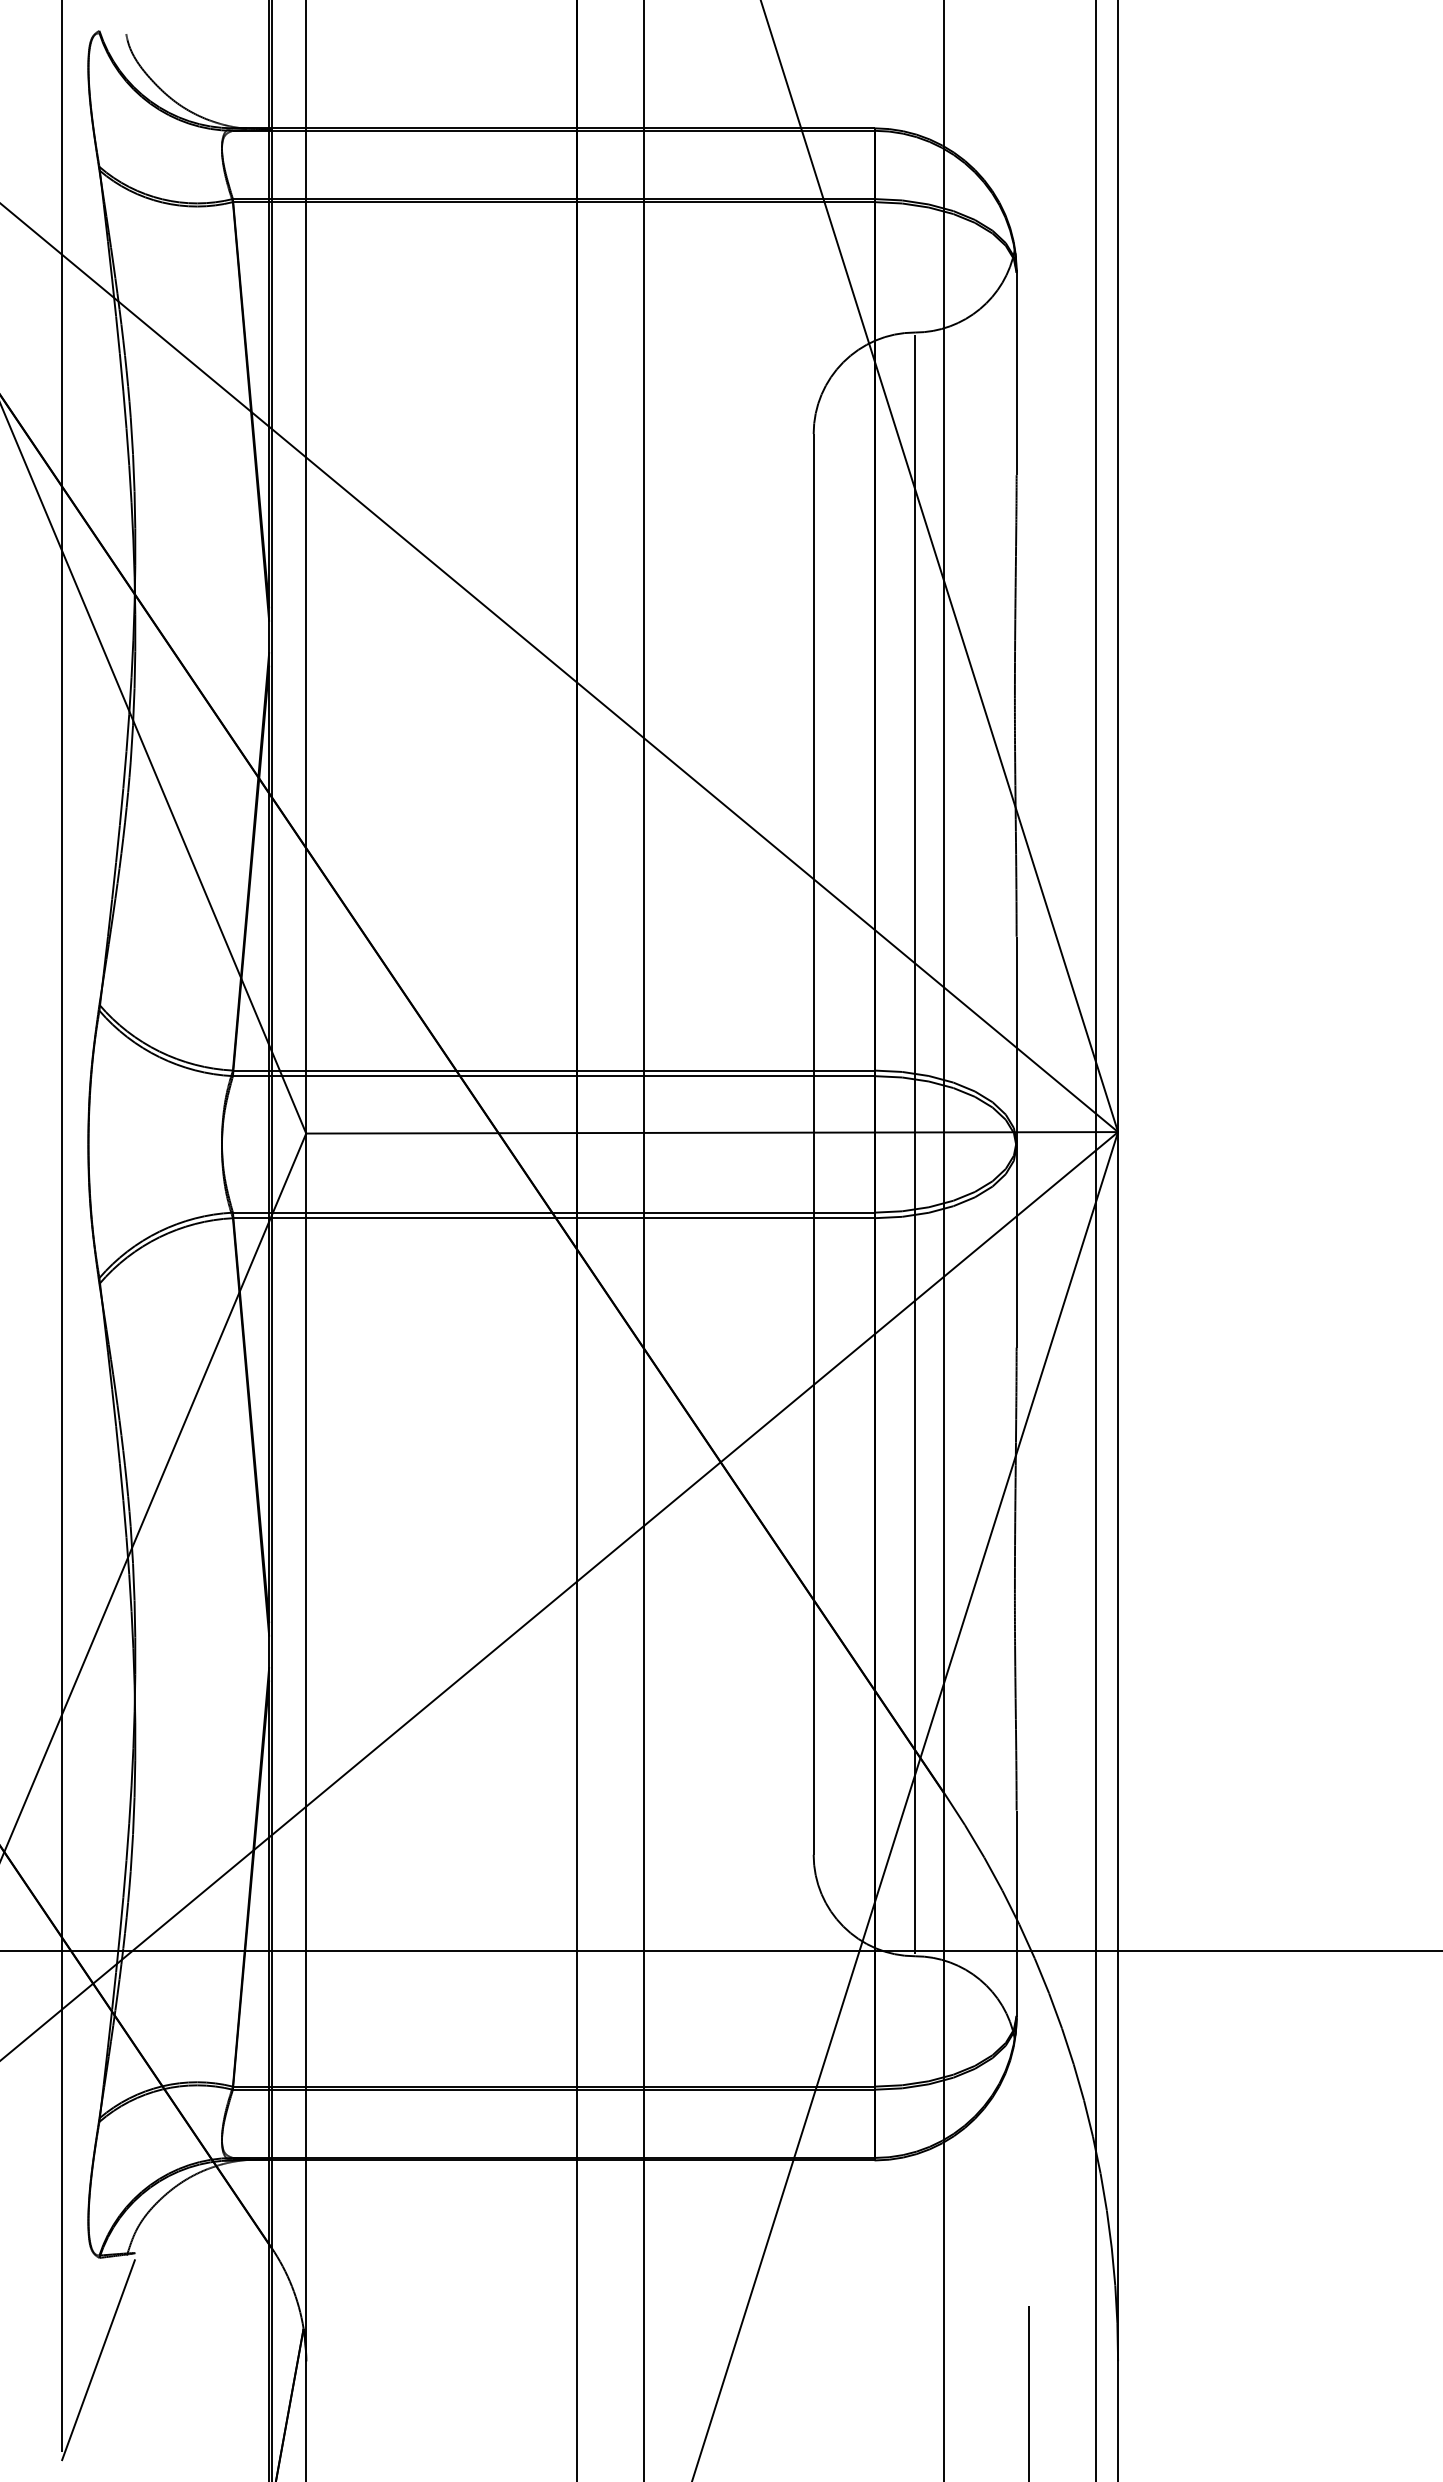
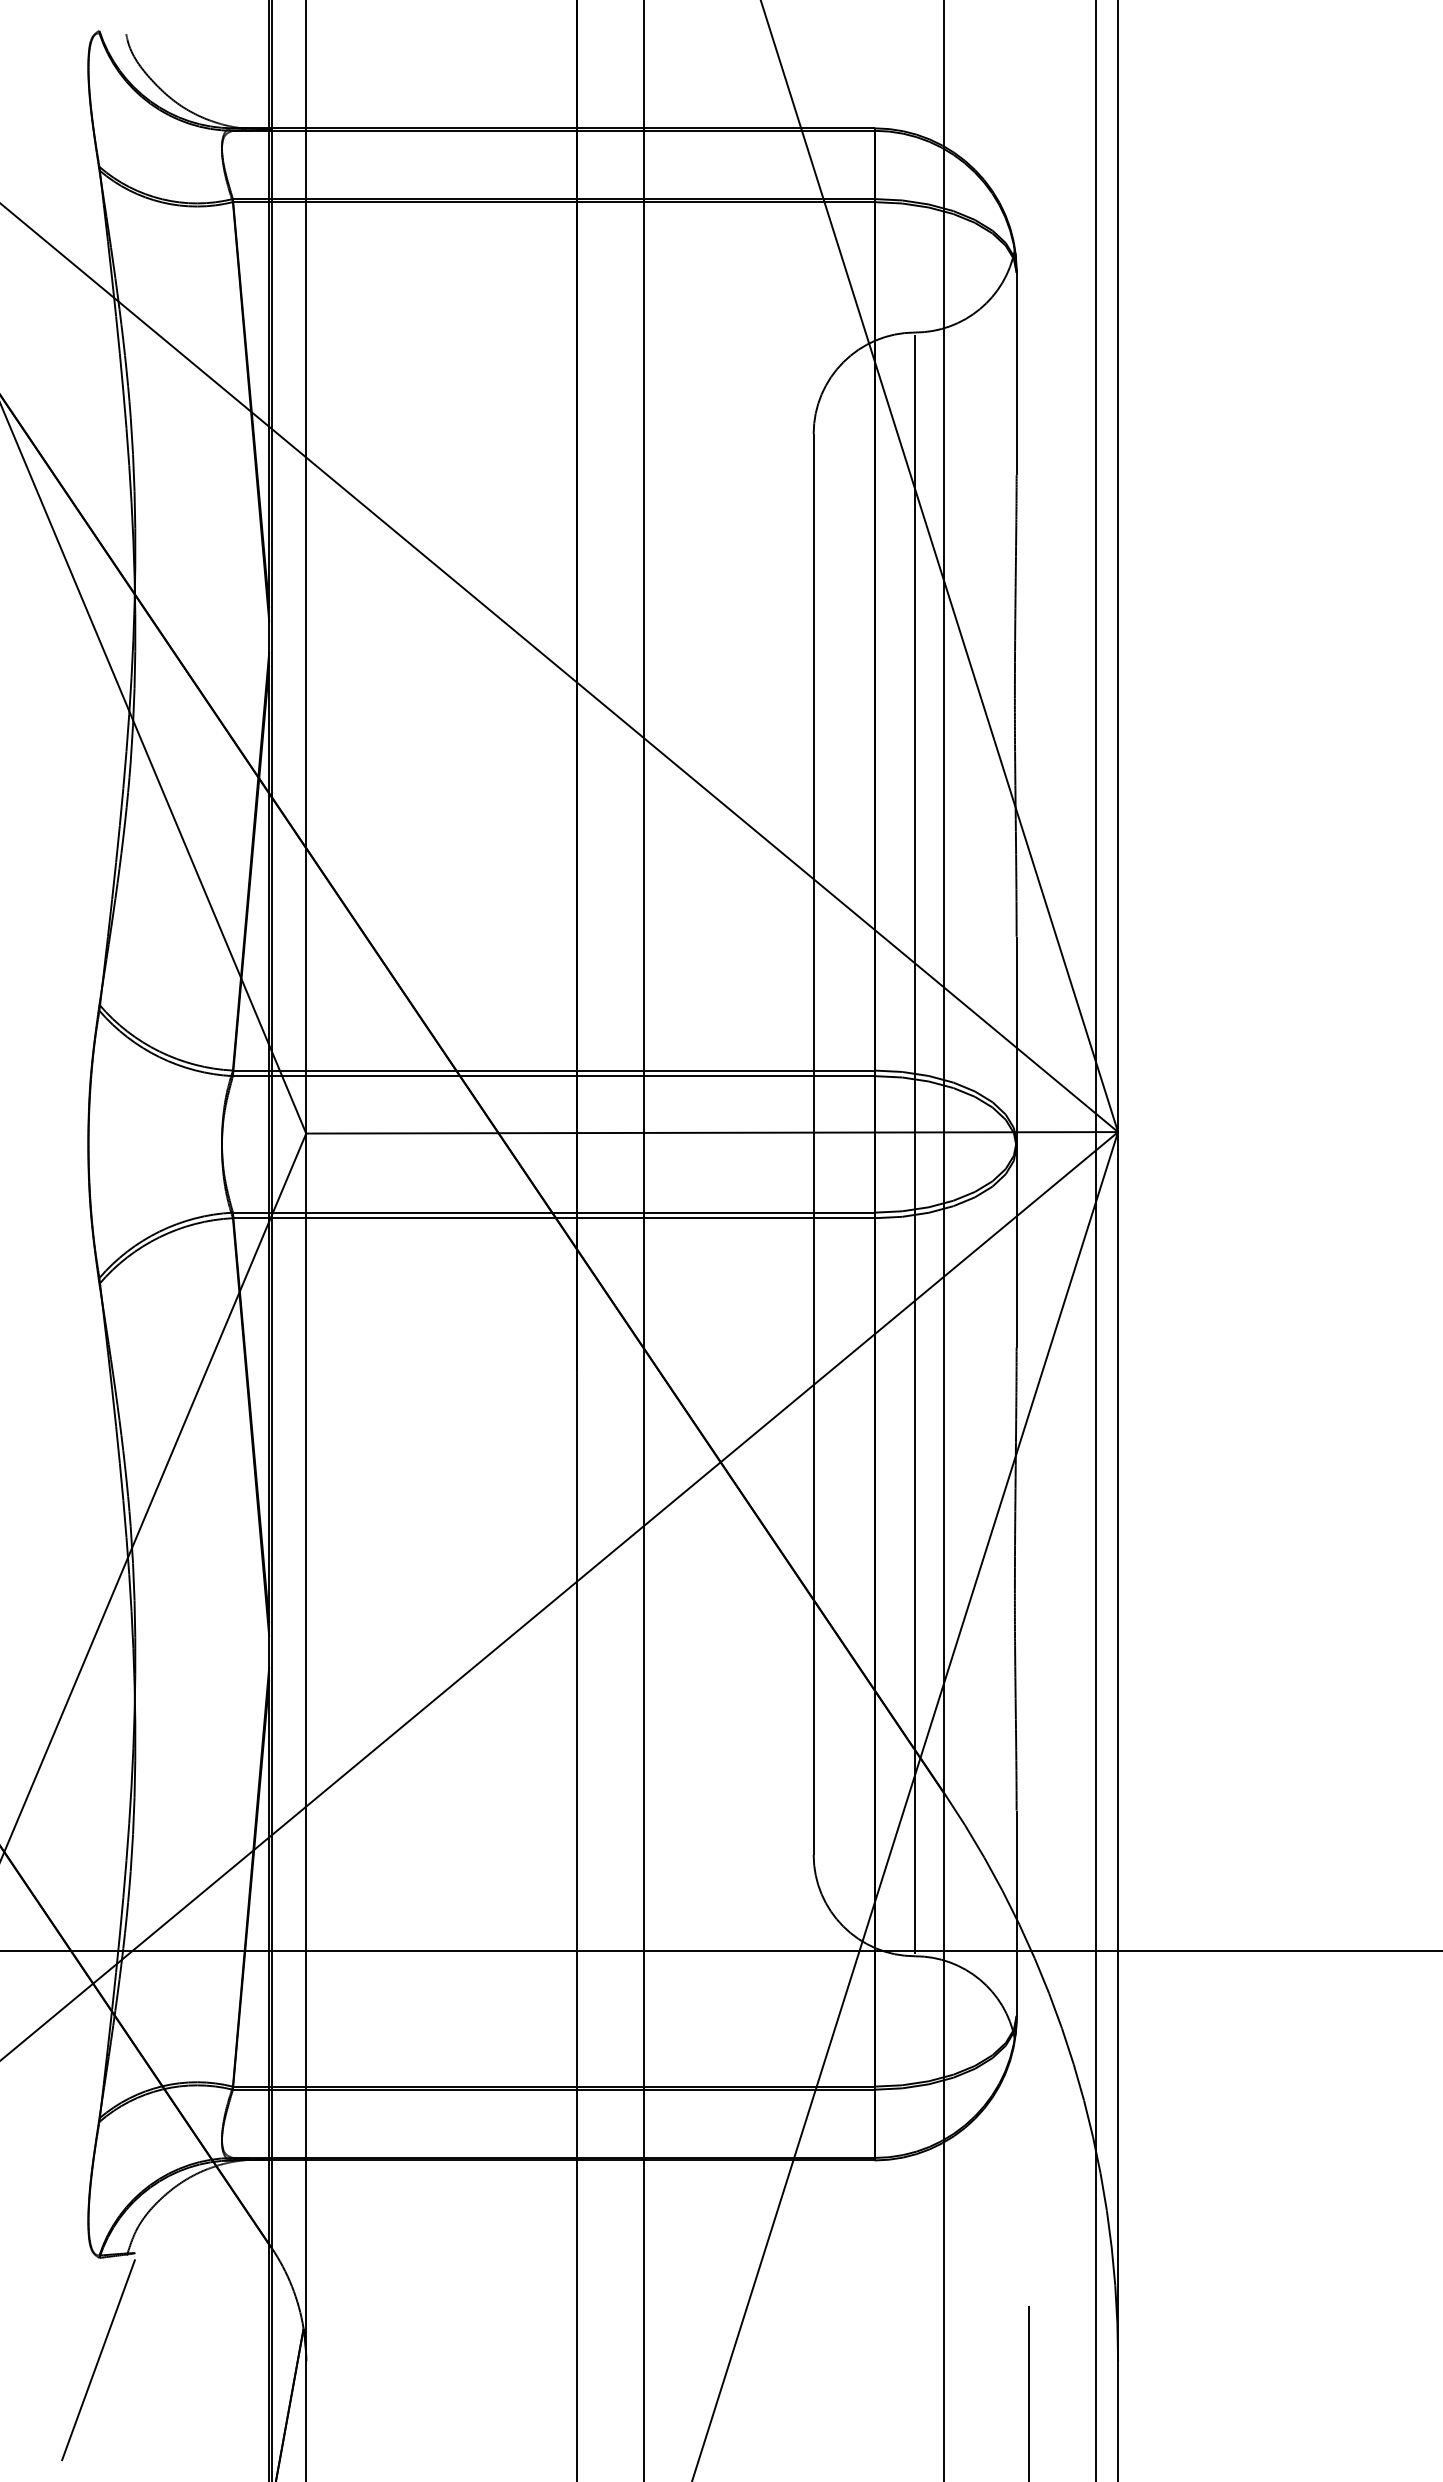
line: present -> none (61, 1226)
